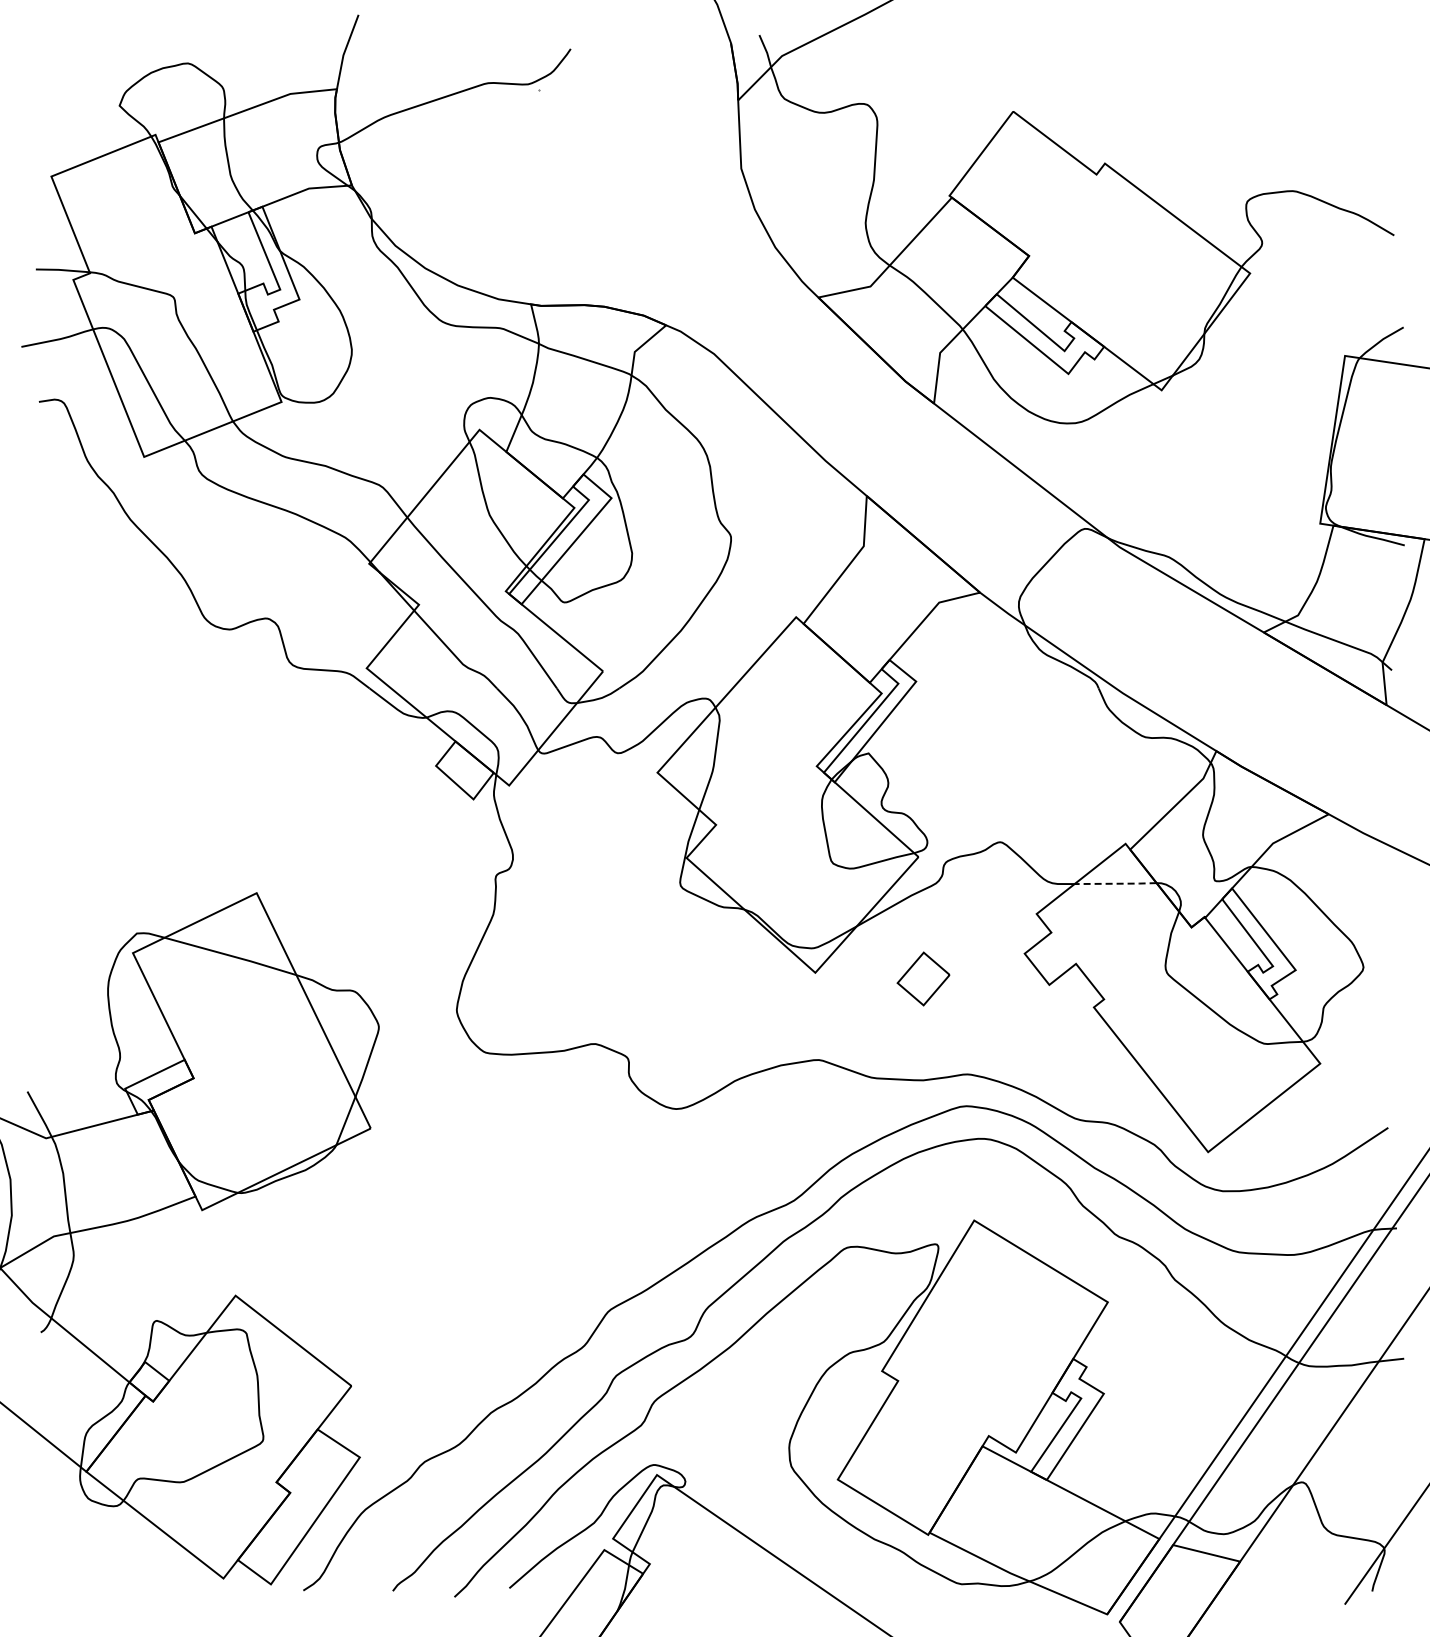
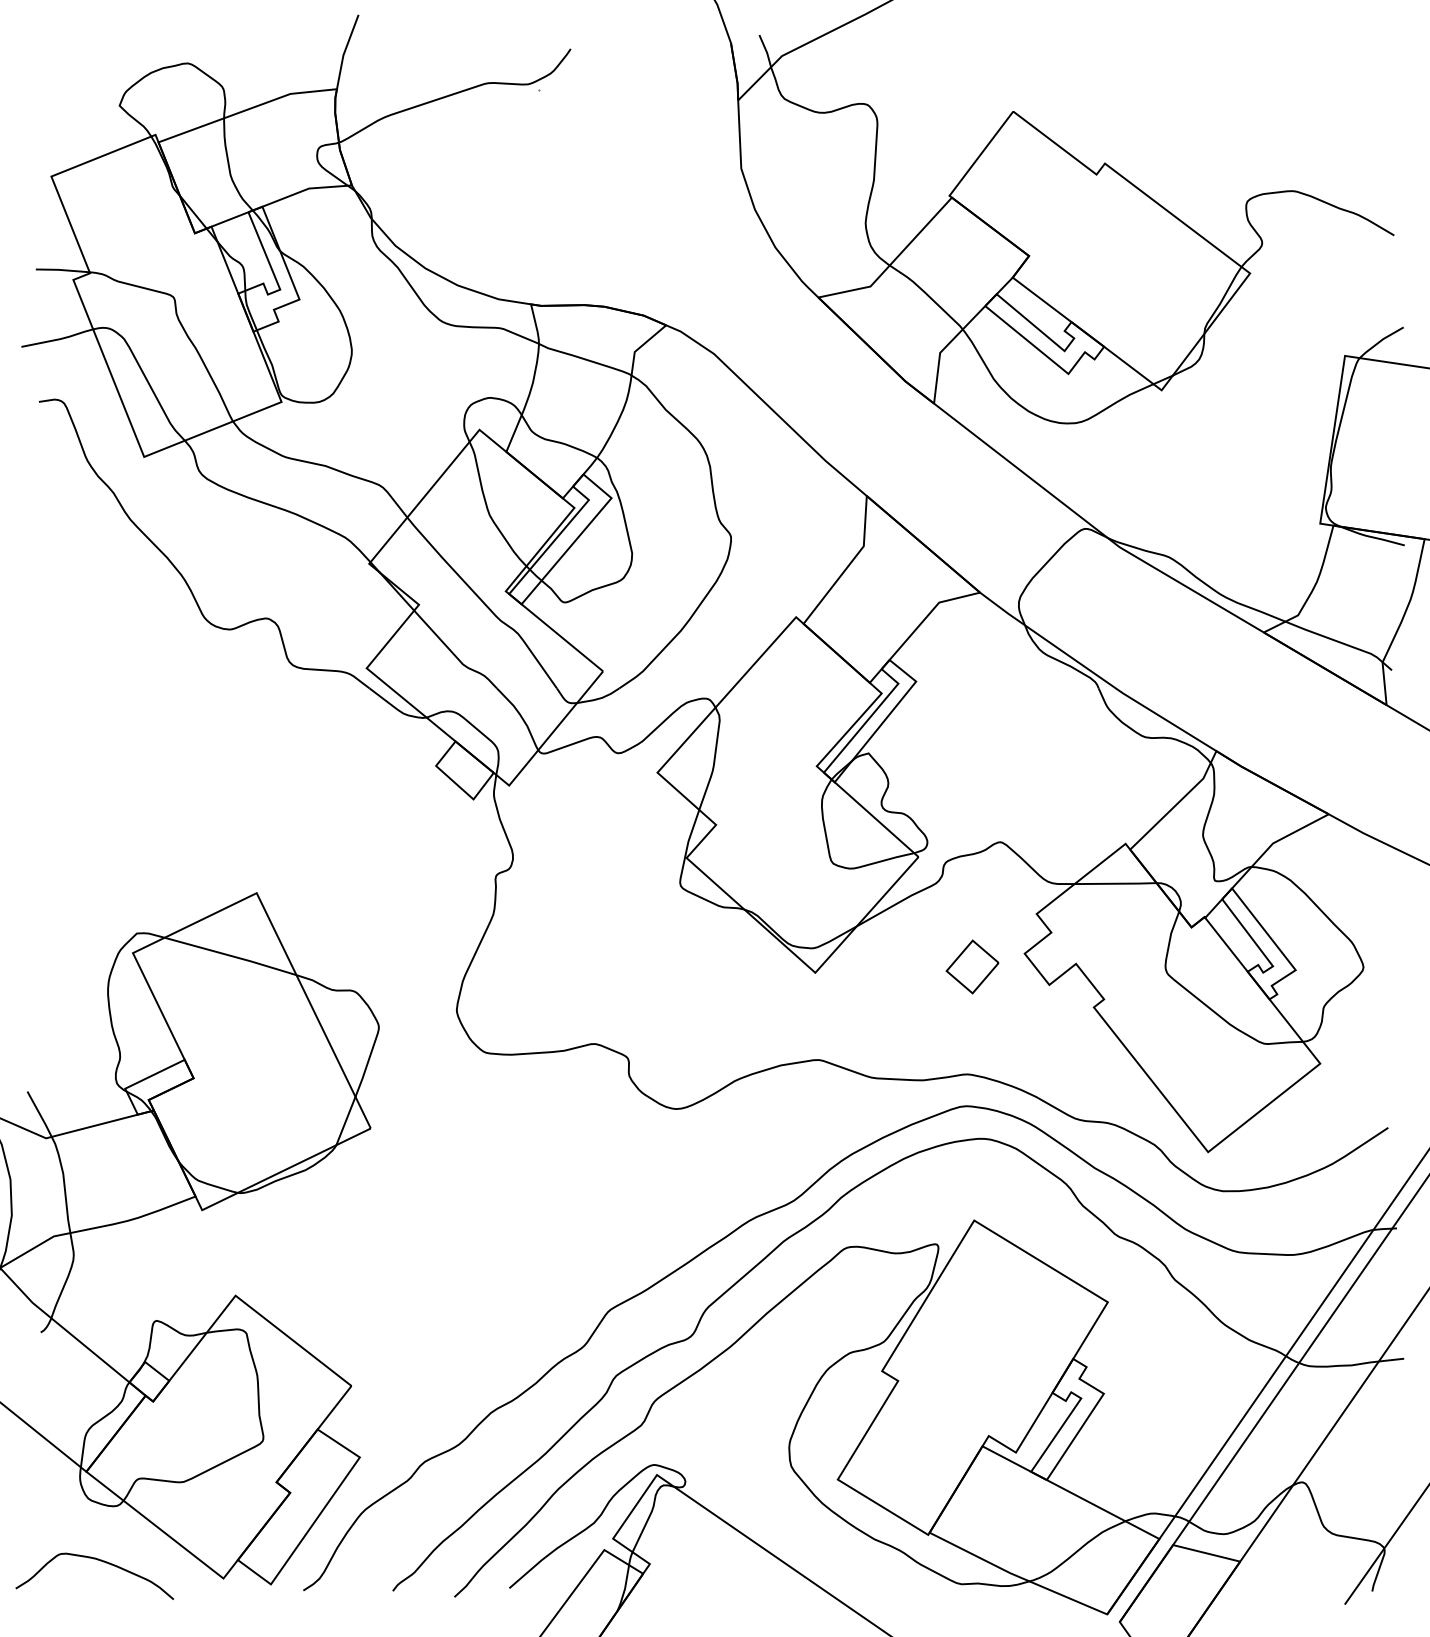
line: dashed -> solid (1116, 883)
part position: (923, 978) -> (972, 966) (972, 966)
curve: none -> present (100, 1561)
